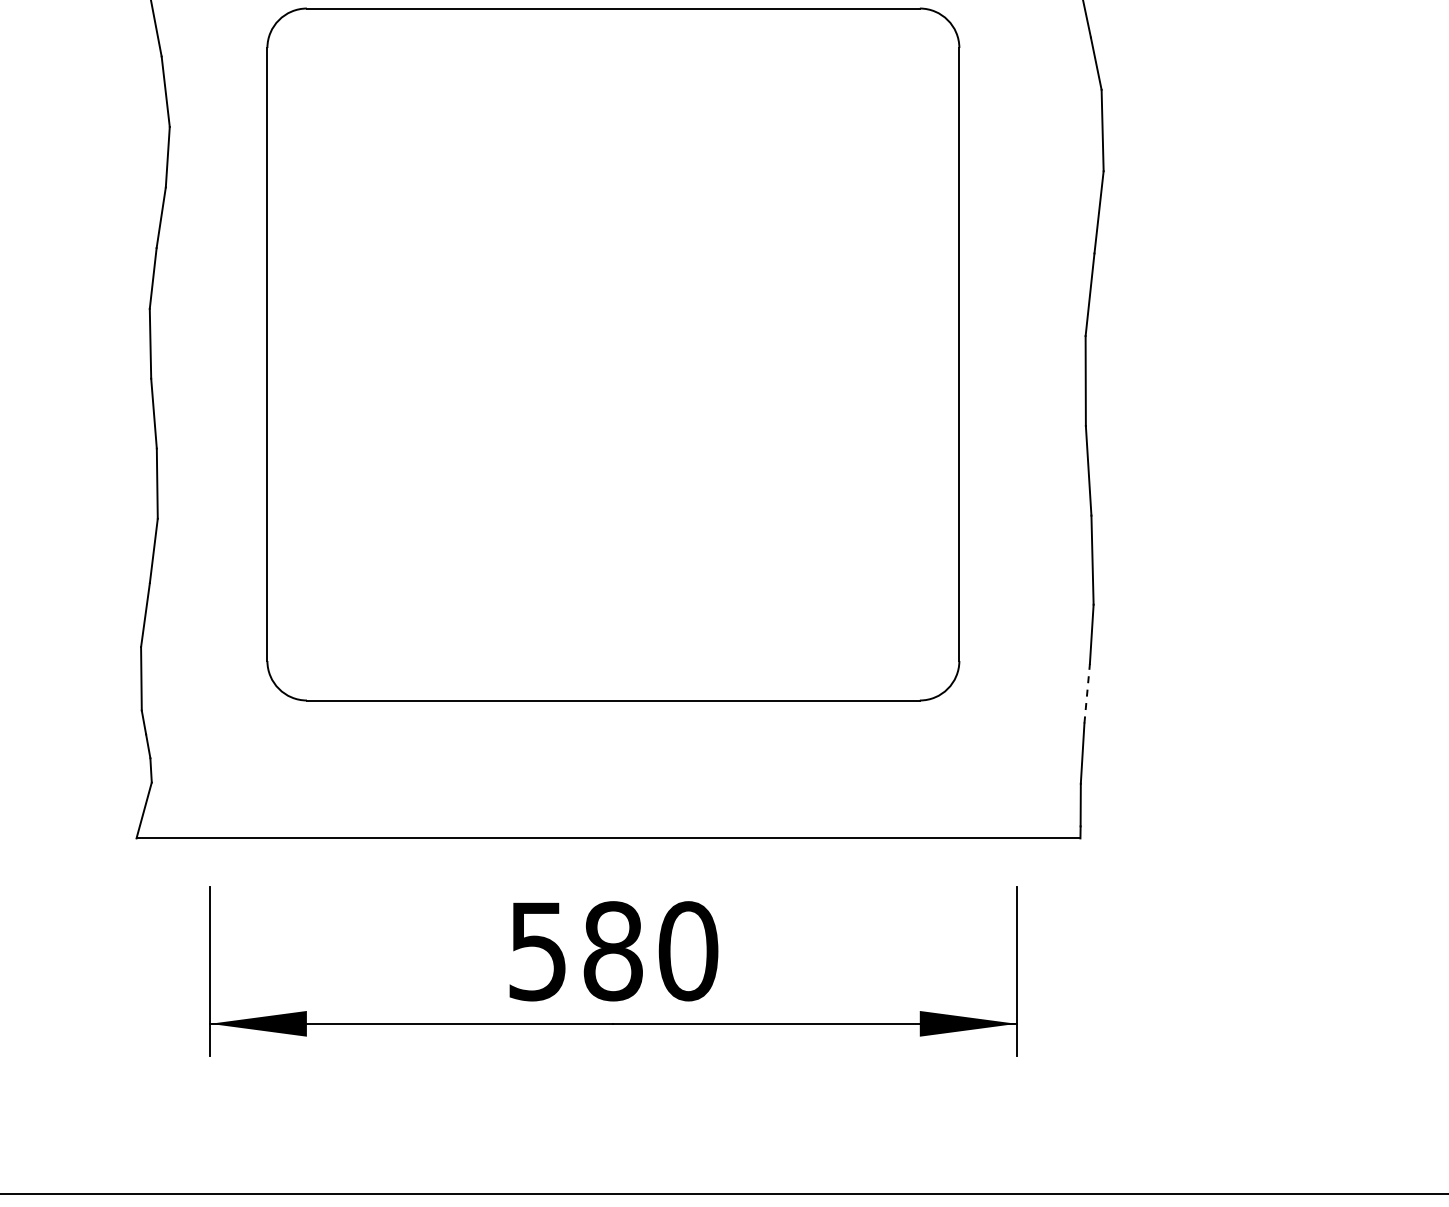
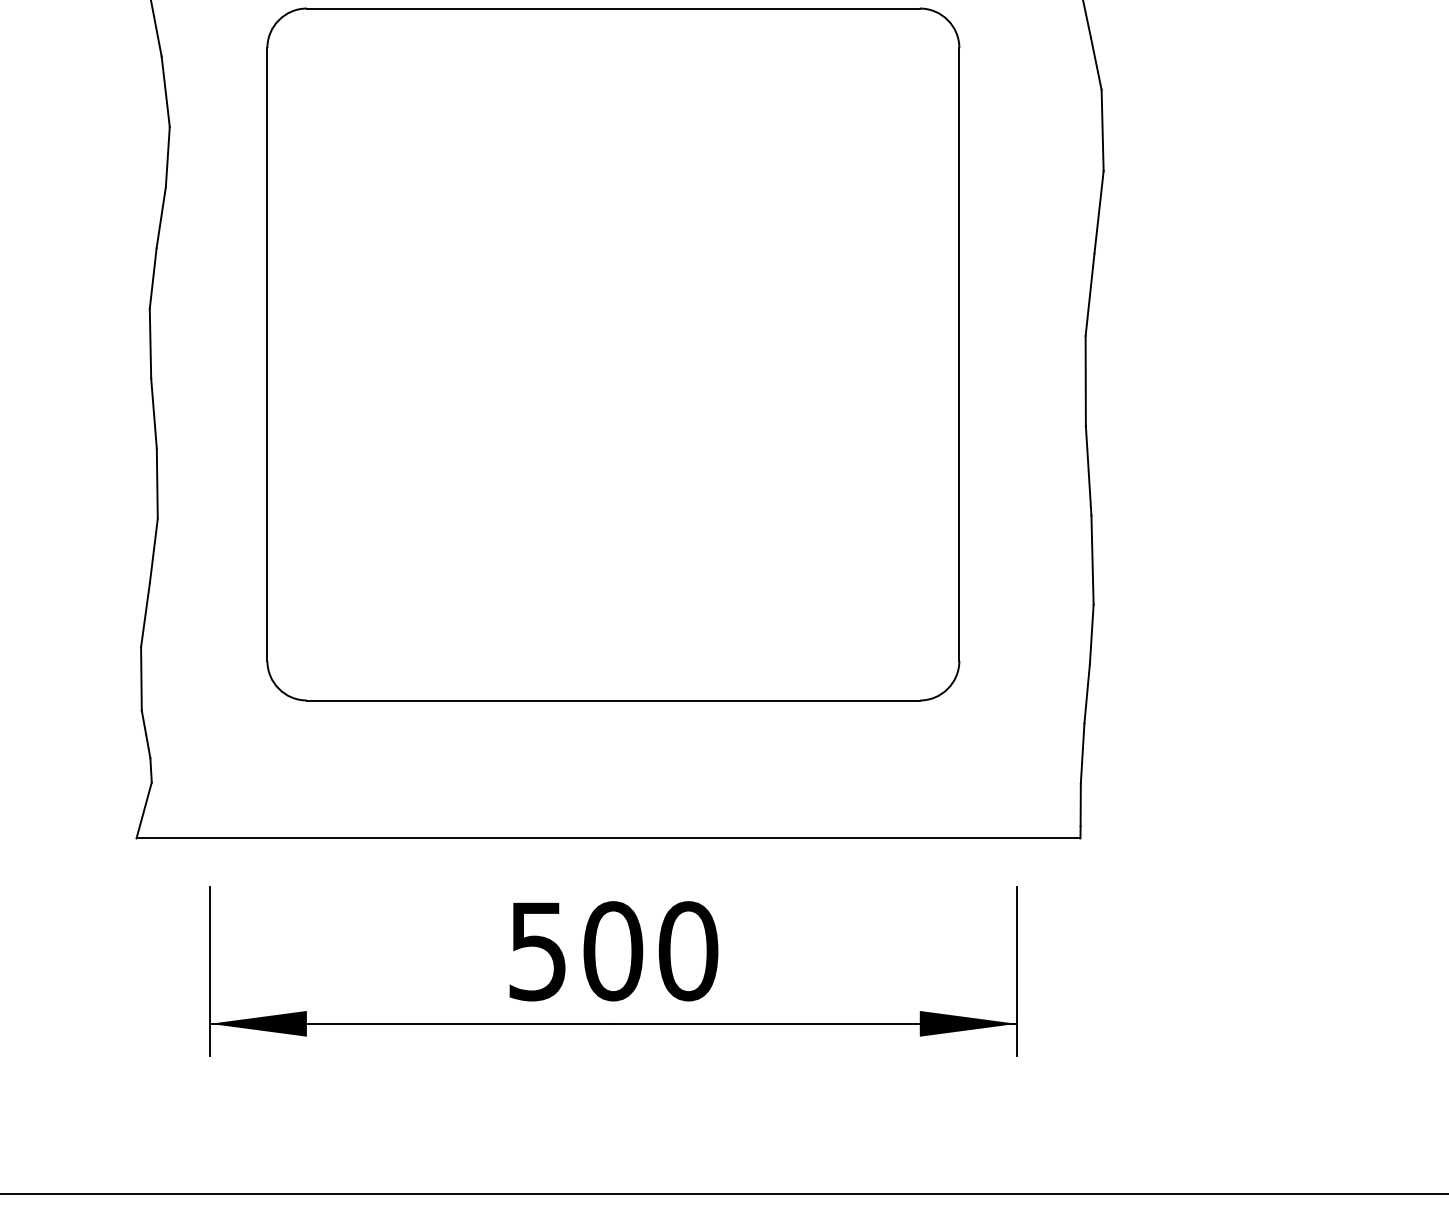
line: dashed -> solid (1087, 693)
text: 580 -> 500 (613, 951)
